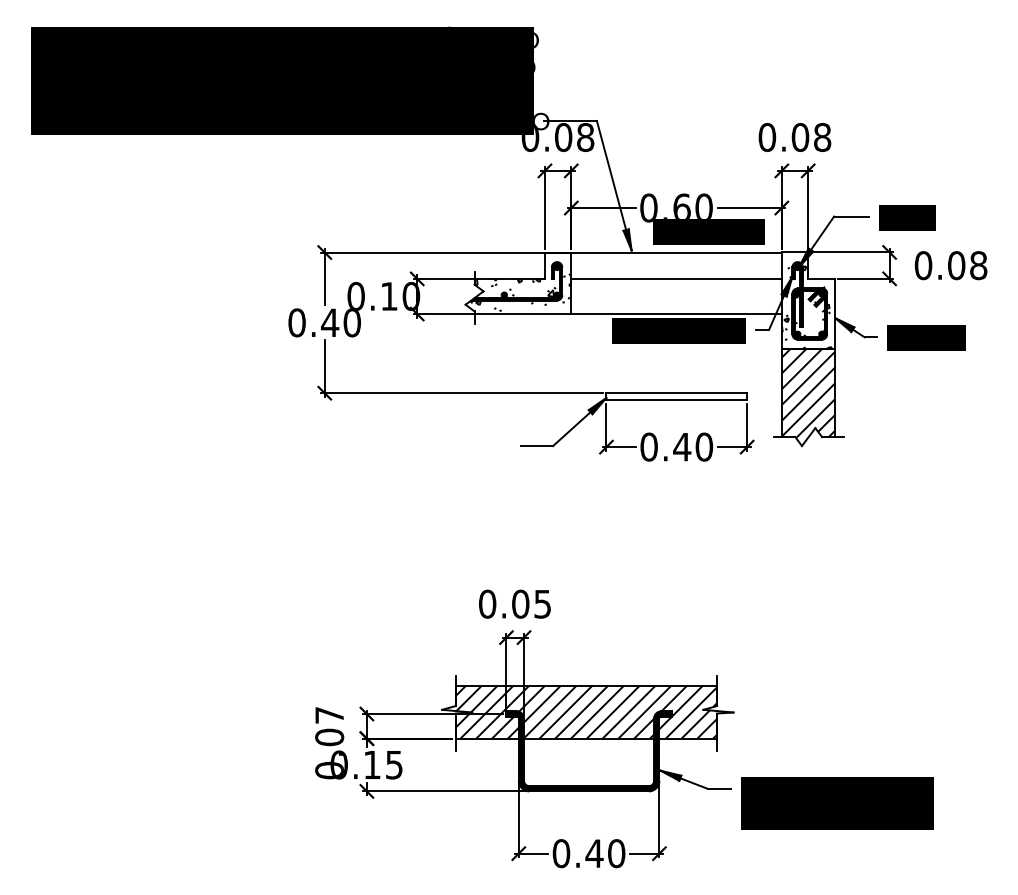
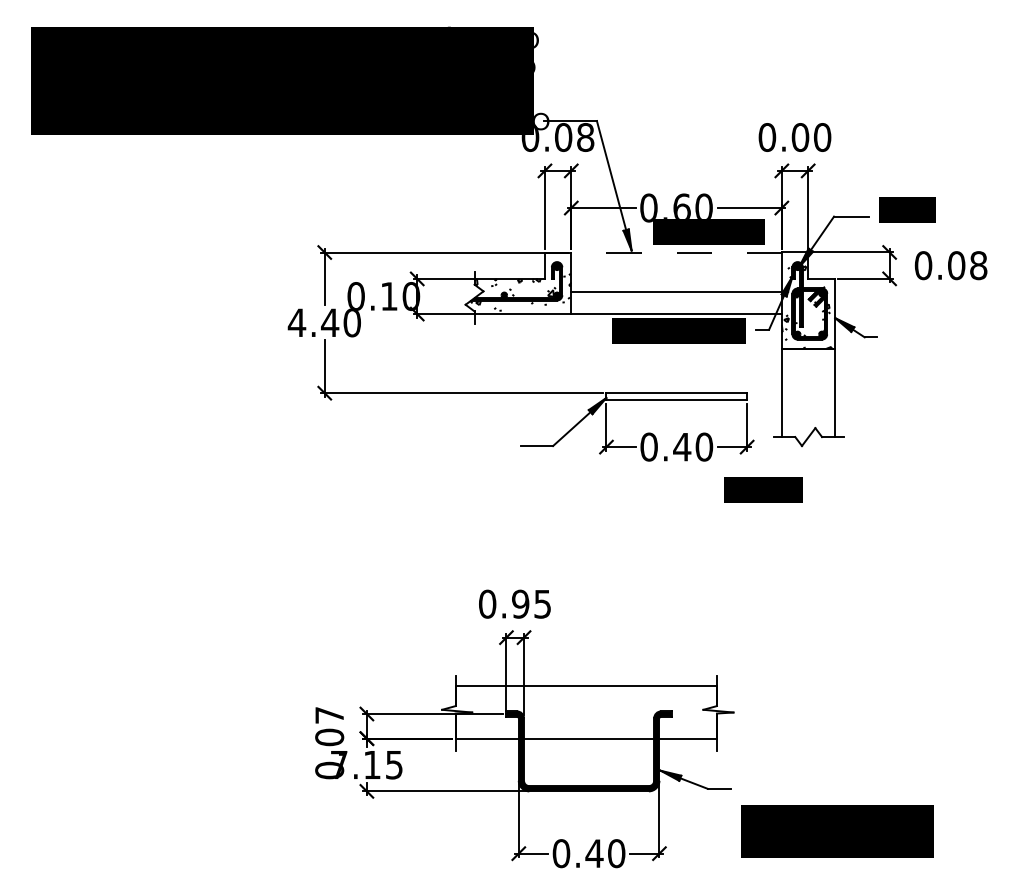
text: 0.08 -> 0.00 (822, 137)
text position: (907, 217) -> (907, 209) (907, 209)
line: solid -> dashed (676, 252)
line position: (676, 278) -> (676, 291) (676, 291)
text: 0.40 -> 4.40 (296, 322)
text position: (926, 337) -> (763, 489) (763, 489)
hatch: present -> none (808, 393)
text: 0.05 -> 0.95 (520, 603)
hatch: present -> none (589, 711)
text: 0.15 -> 7.15 (338, 764)
text position: (837, 803) -> (837, 831) (837, 831)
